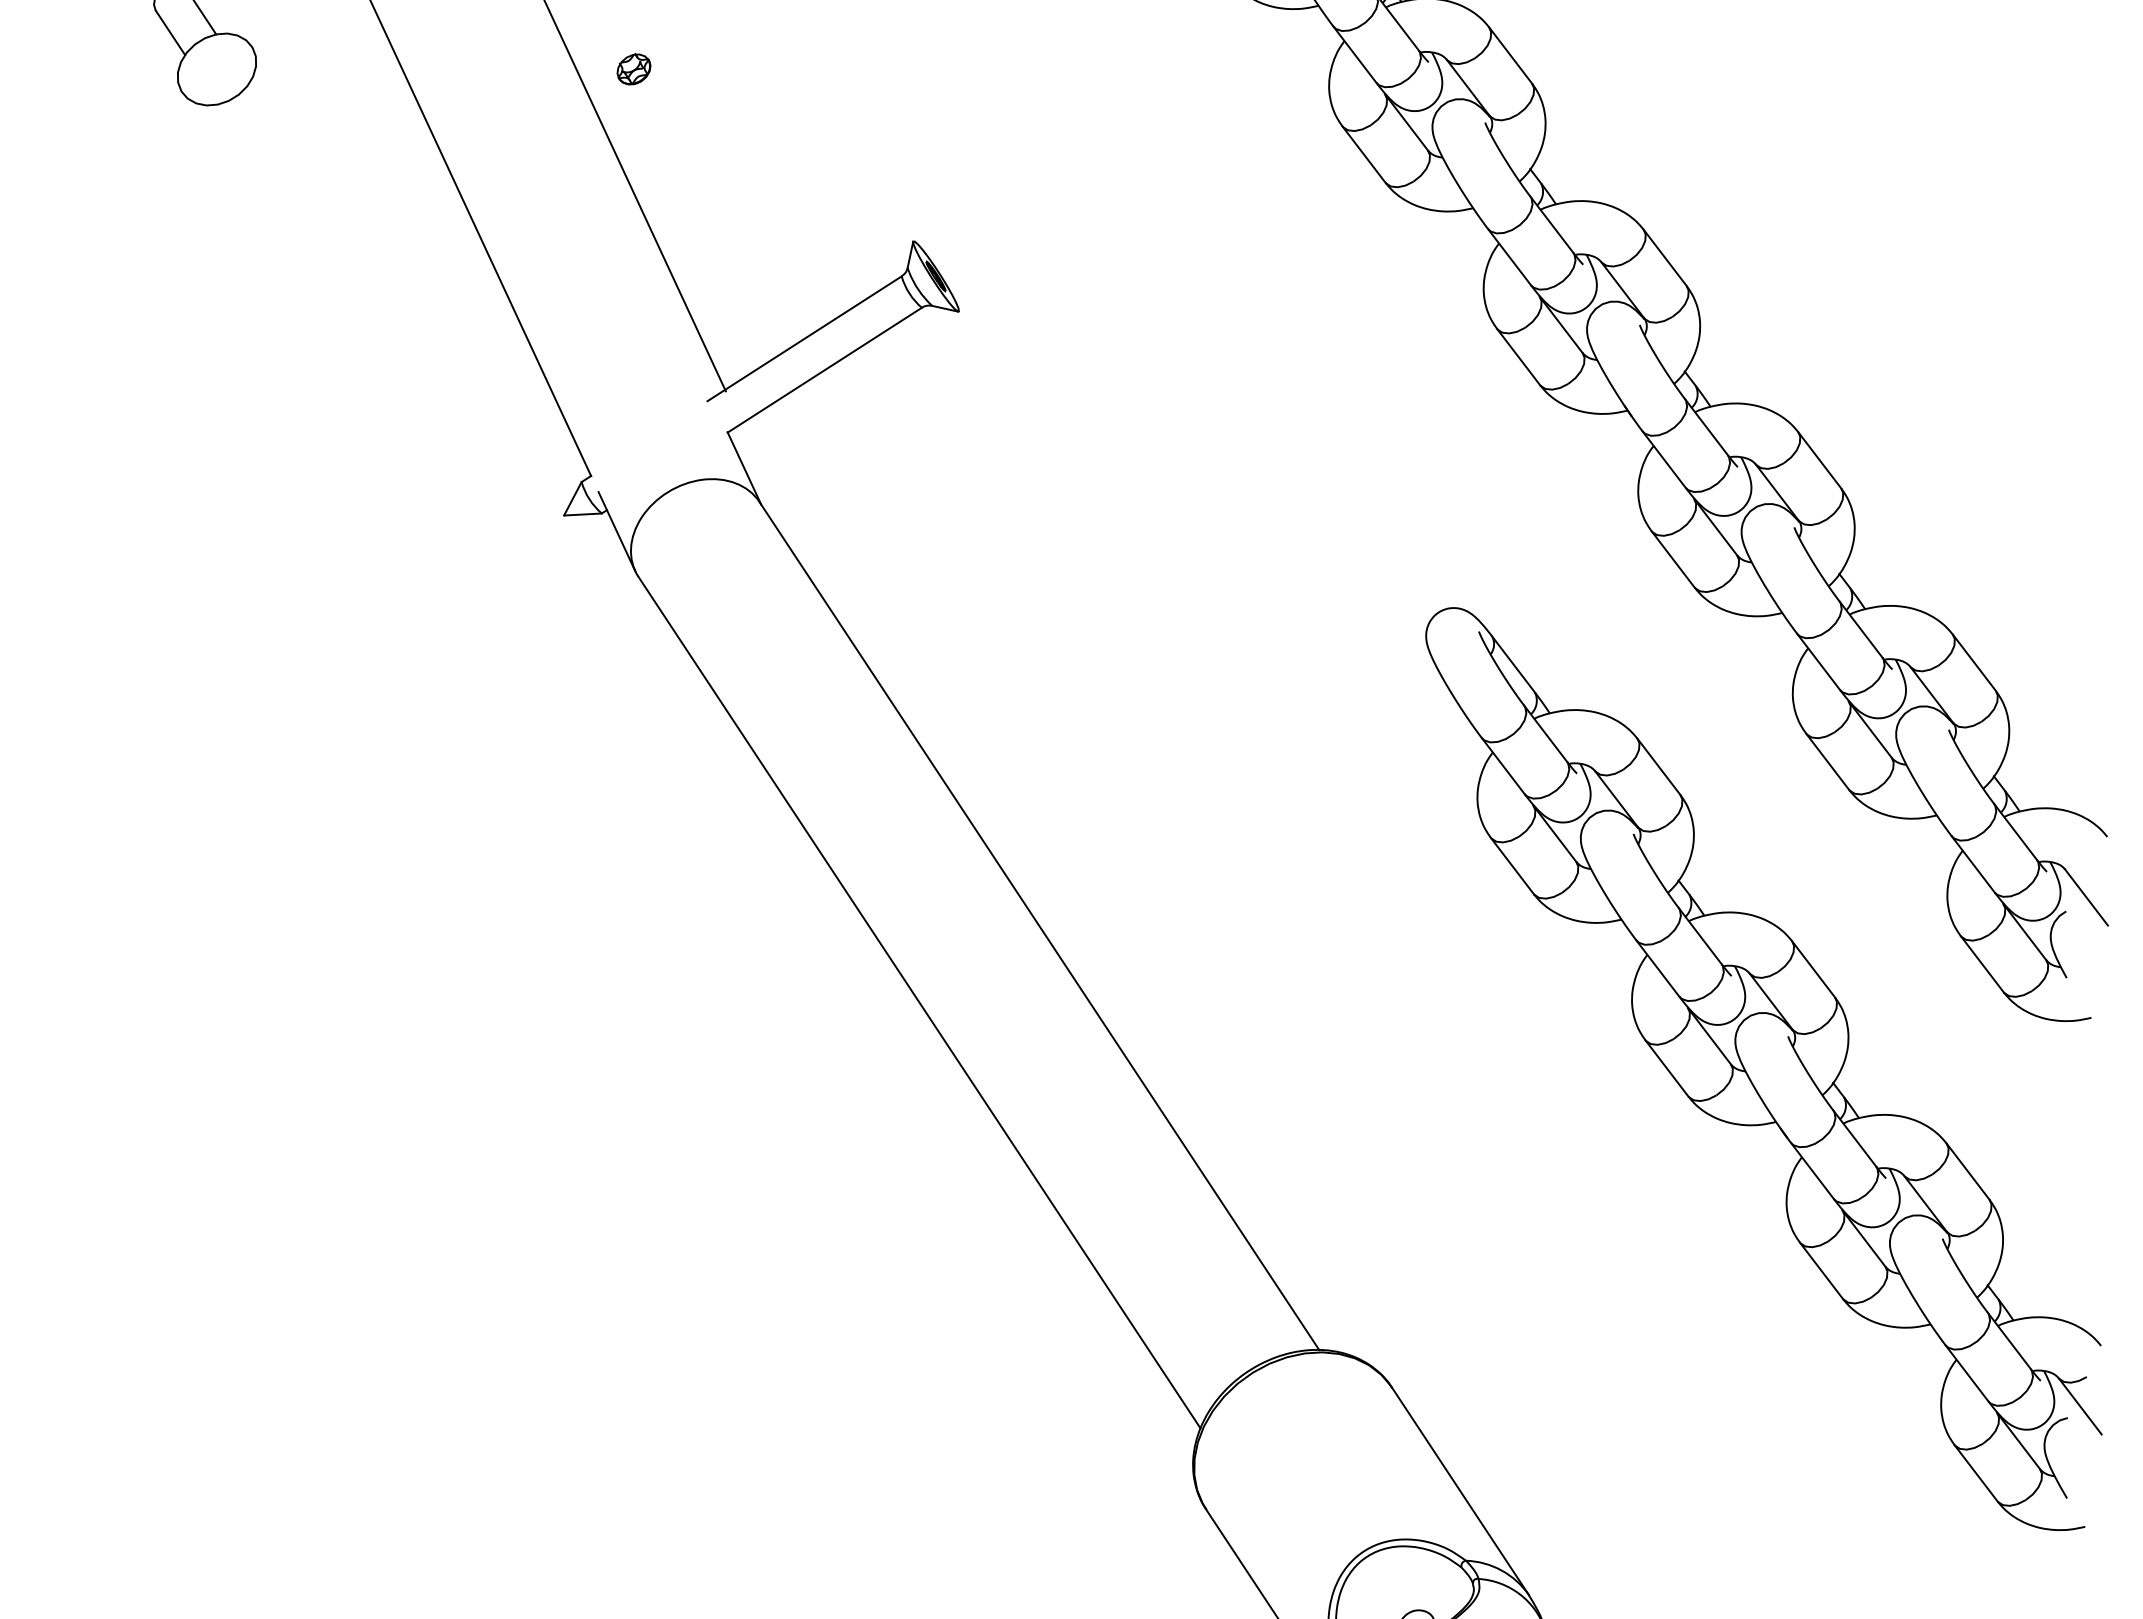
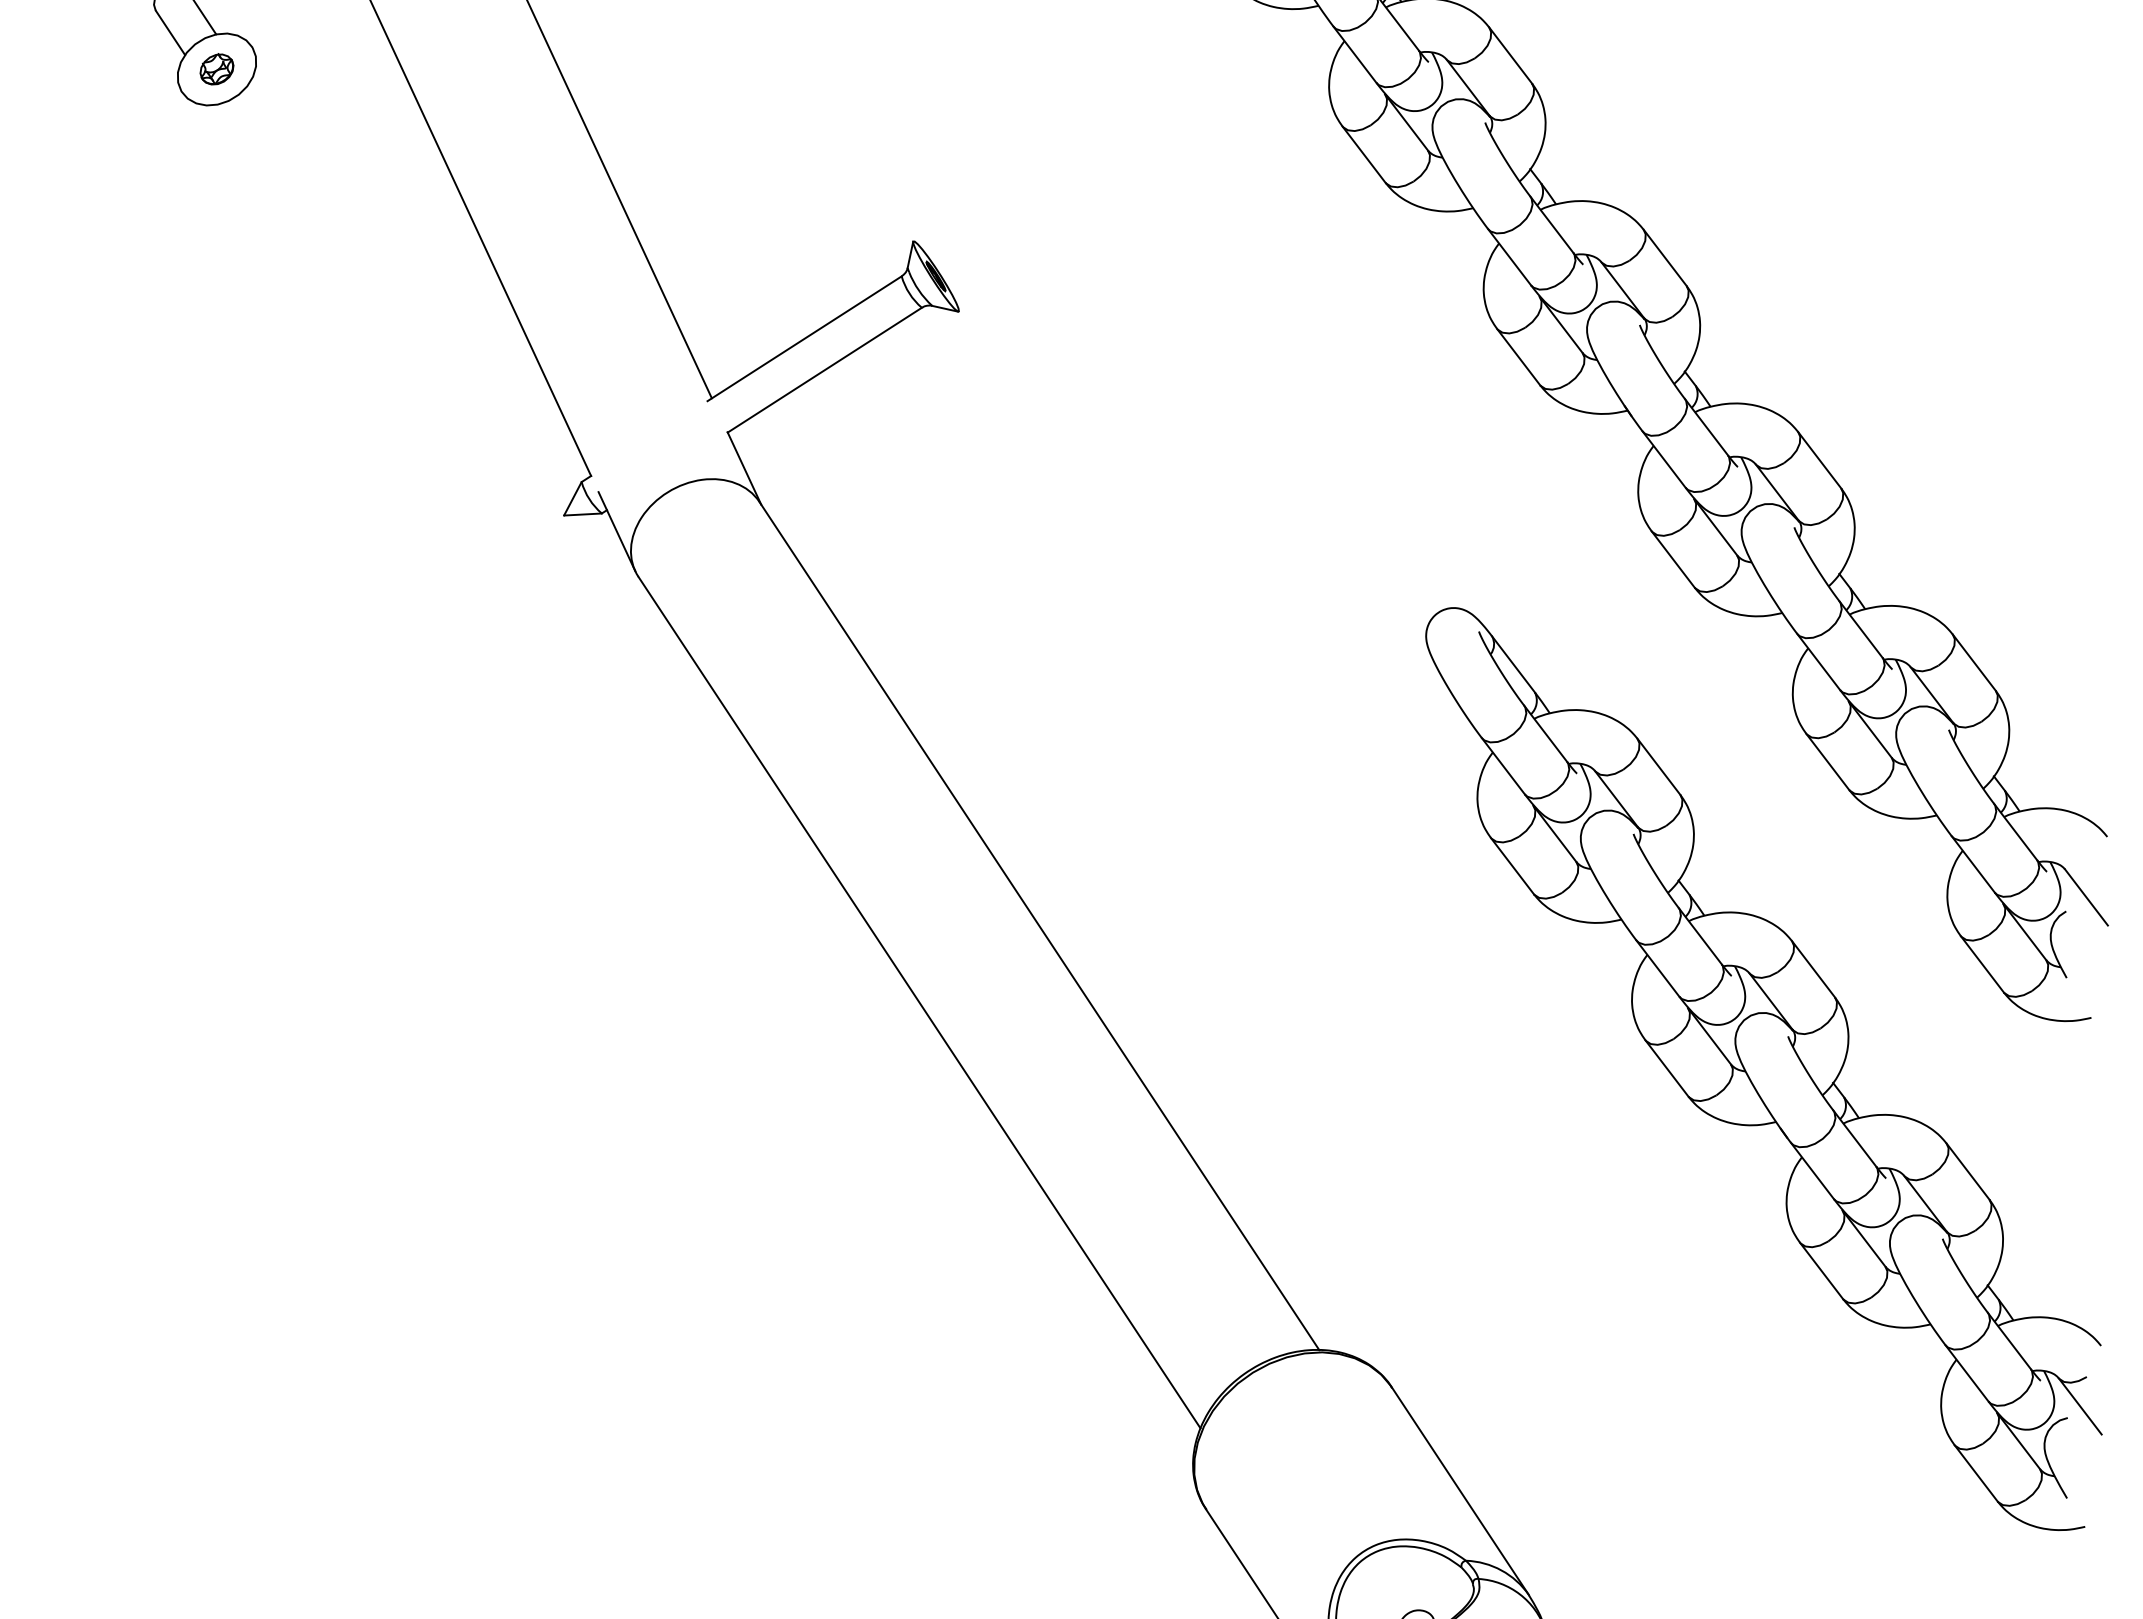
part position: (633, 69) -> (216, 69) (216, 69)
line position: (635, 196) -> (619, 200) (619, 200)
